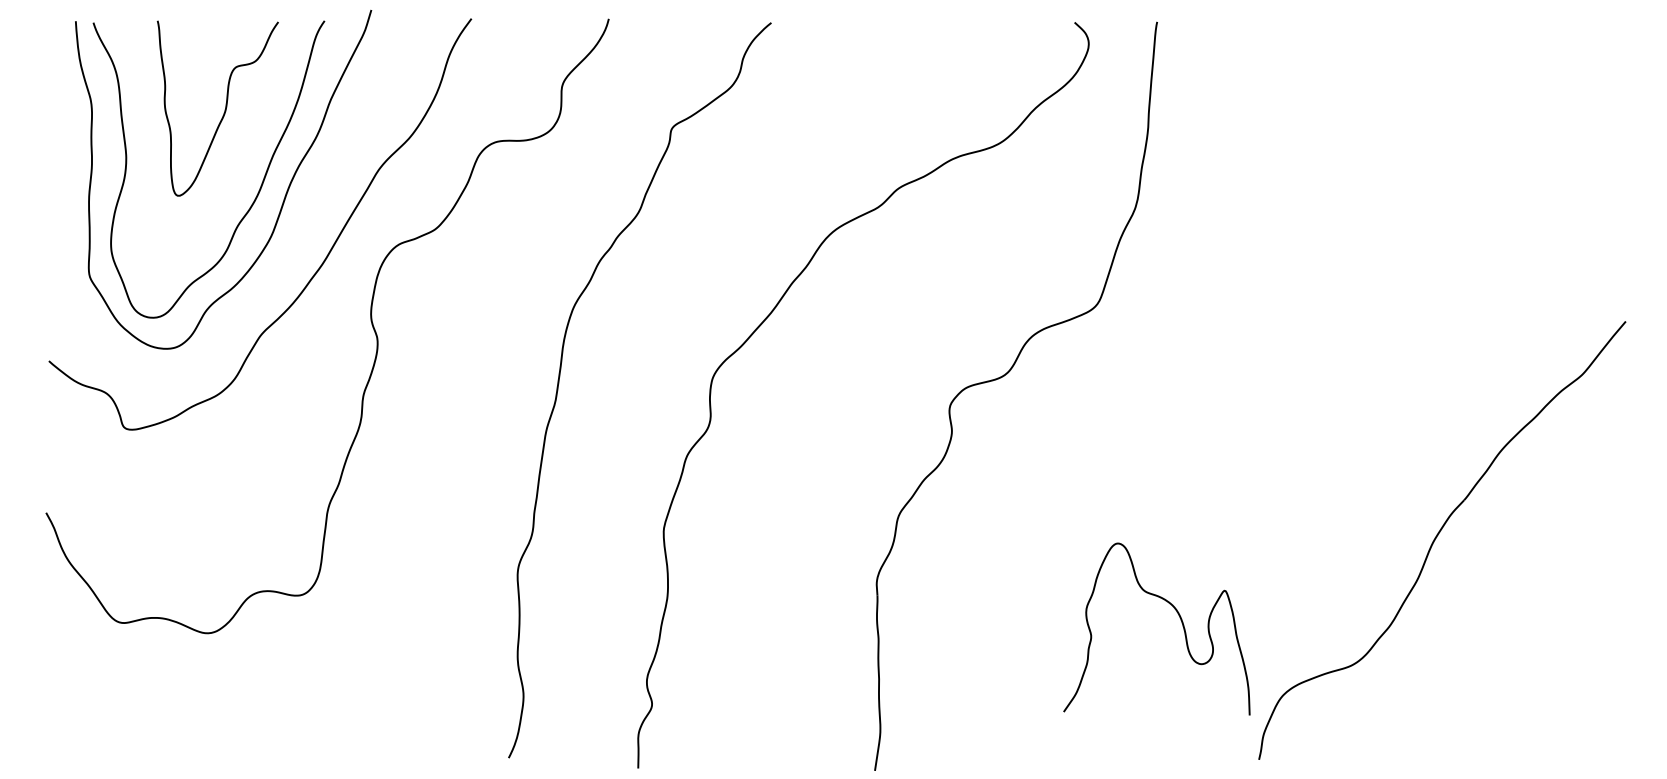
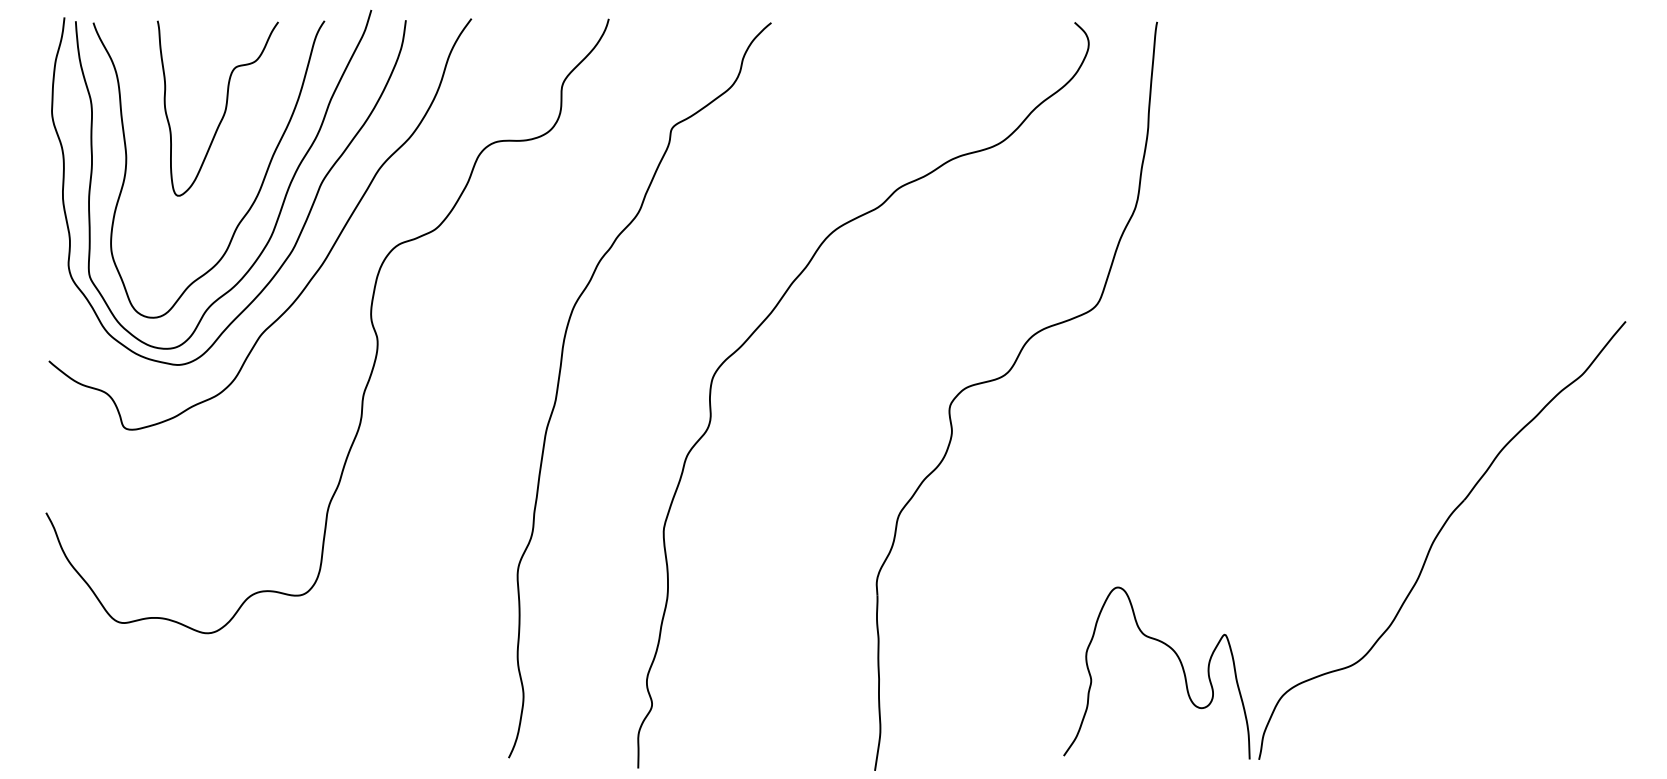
curve: none -> present (301, 228)
curve position: (1180, 620) -> (1180, 664) (1180, 664)
